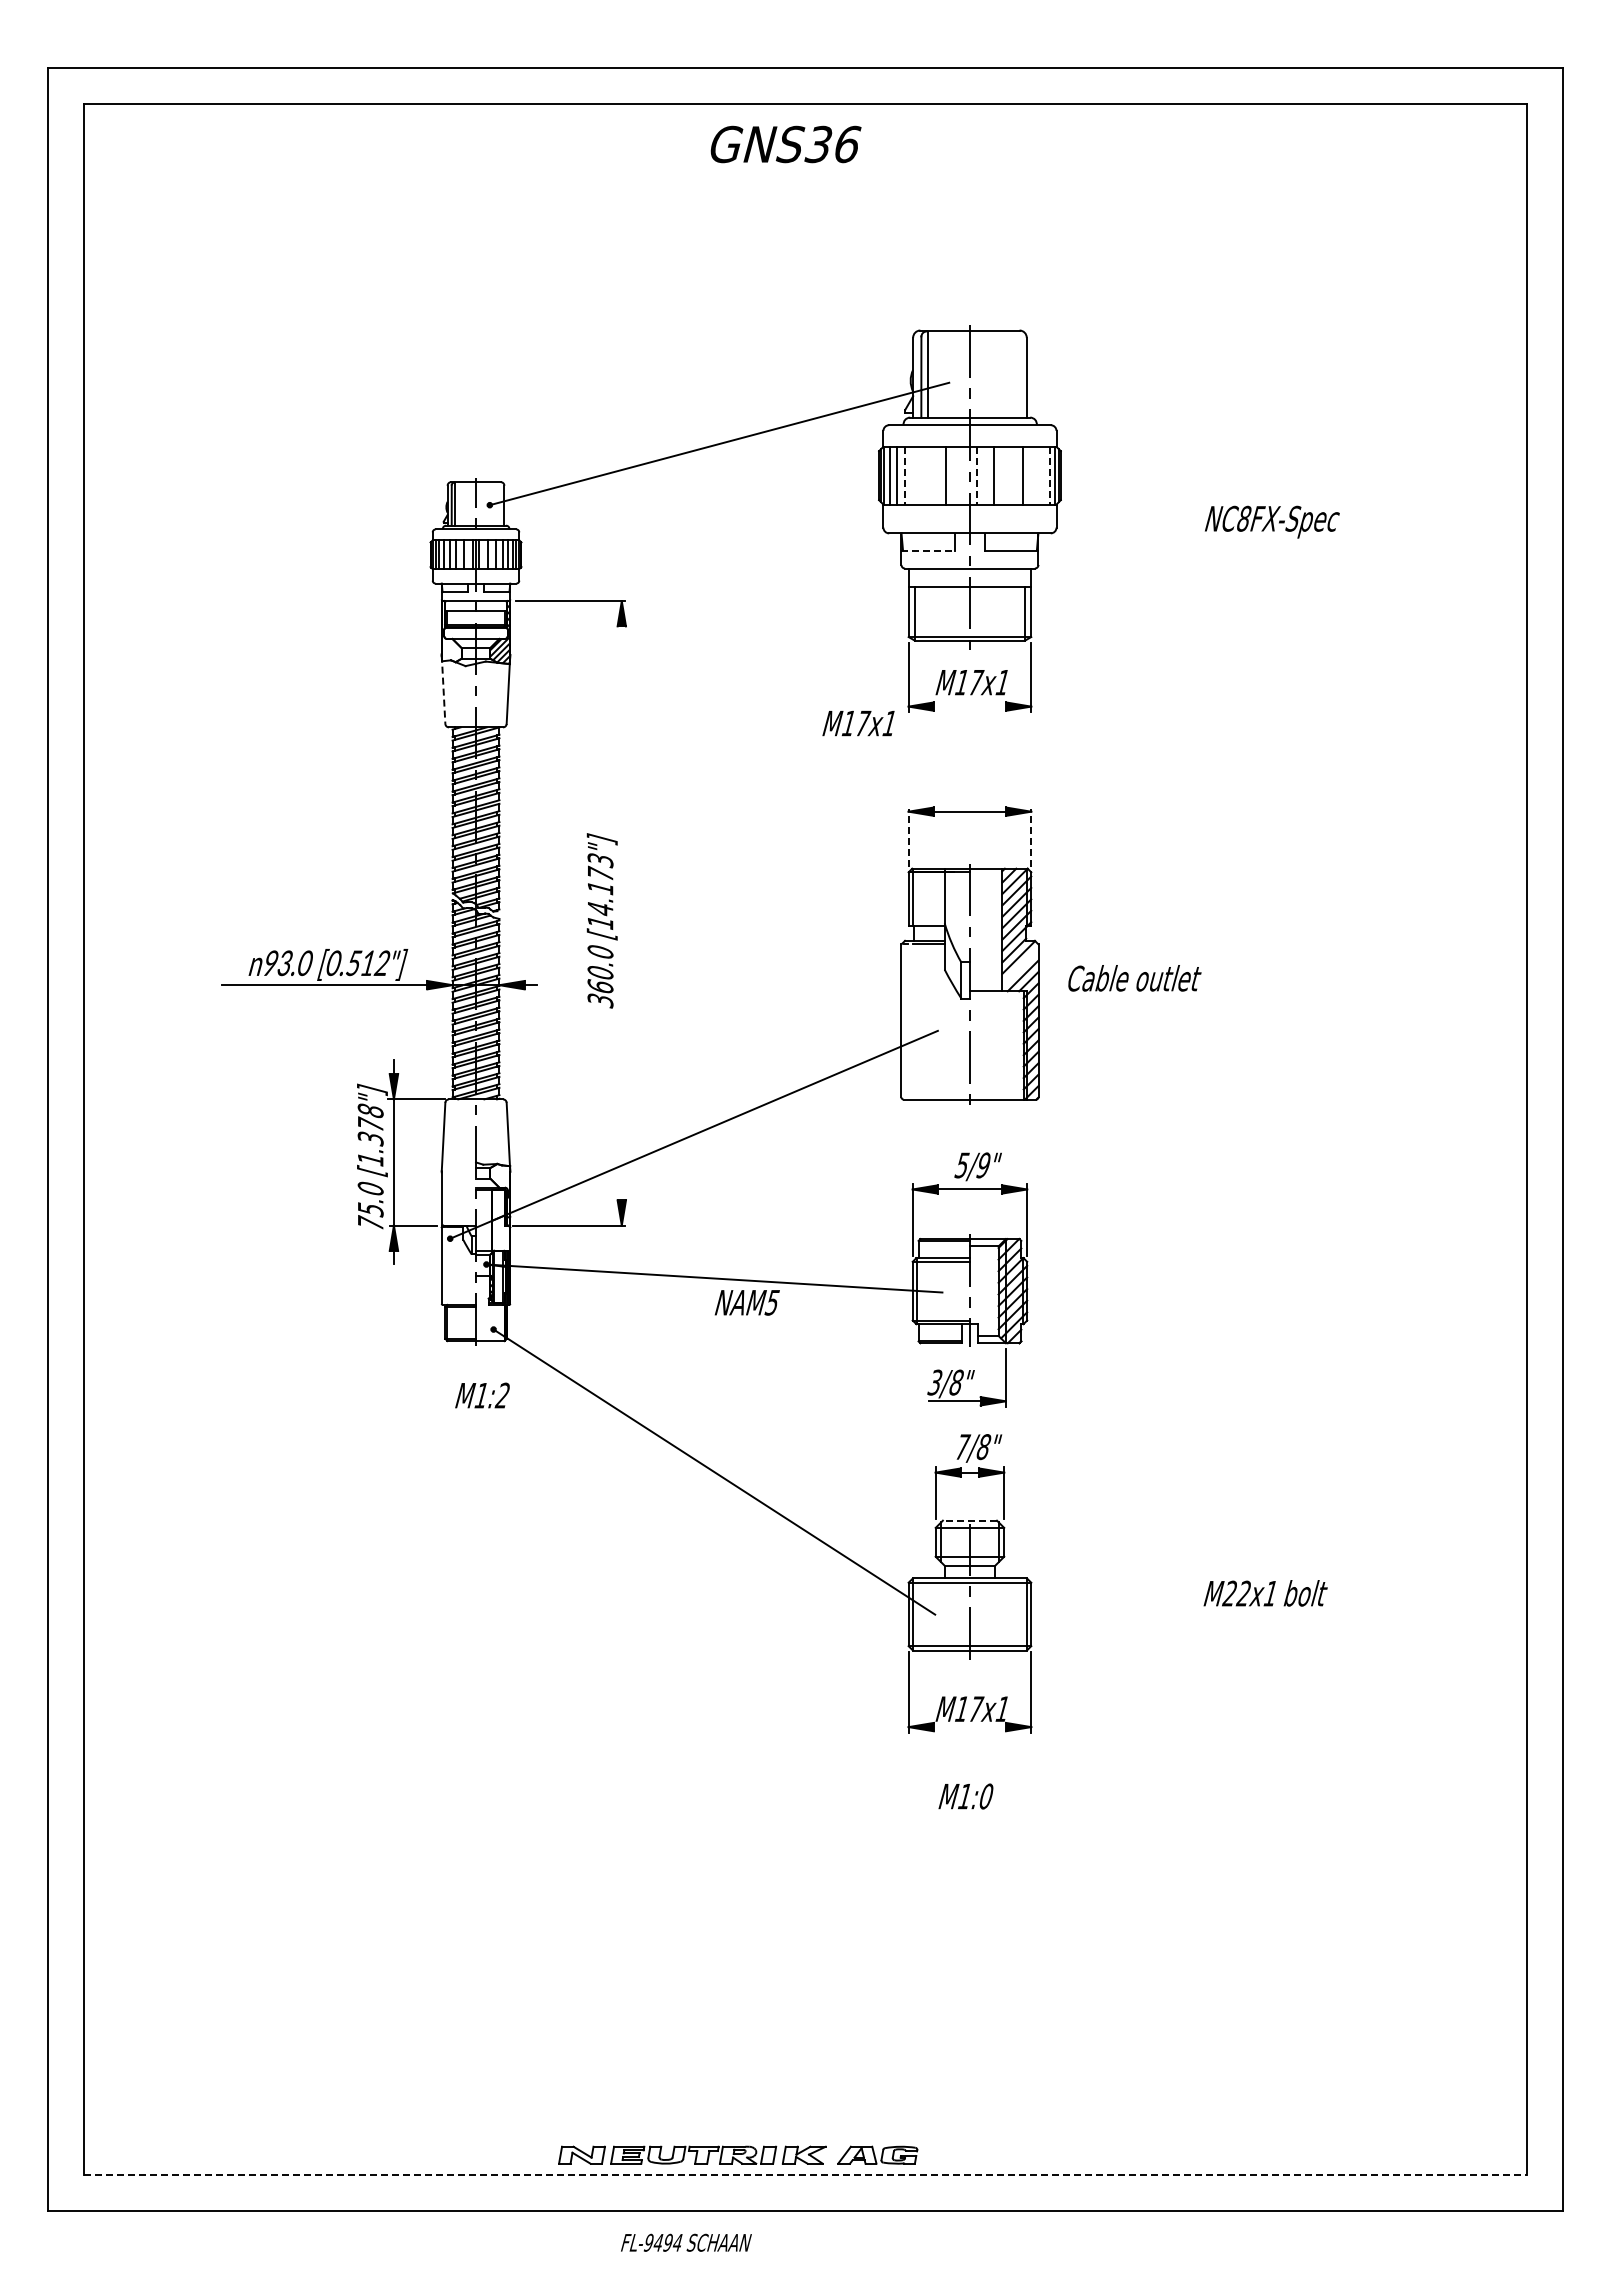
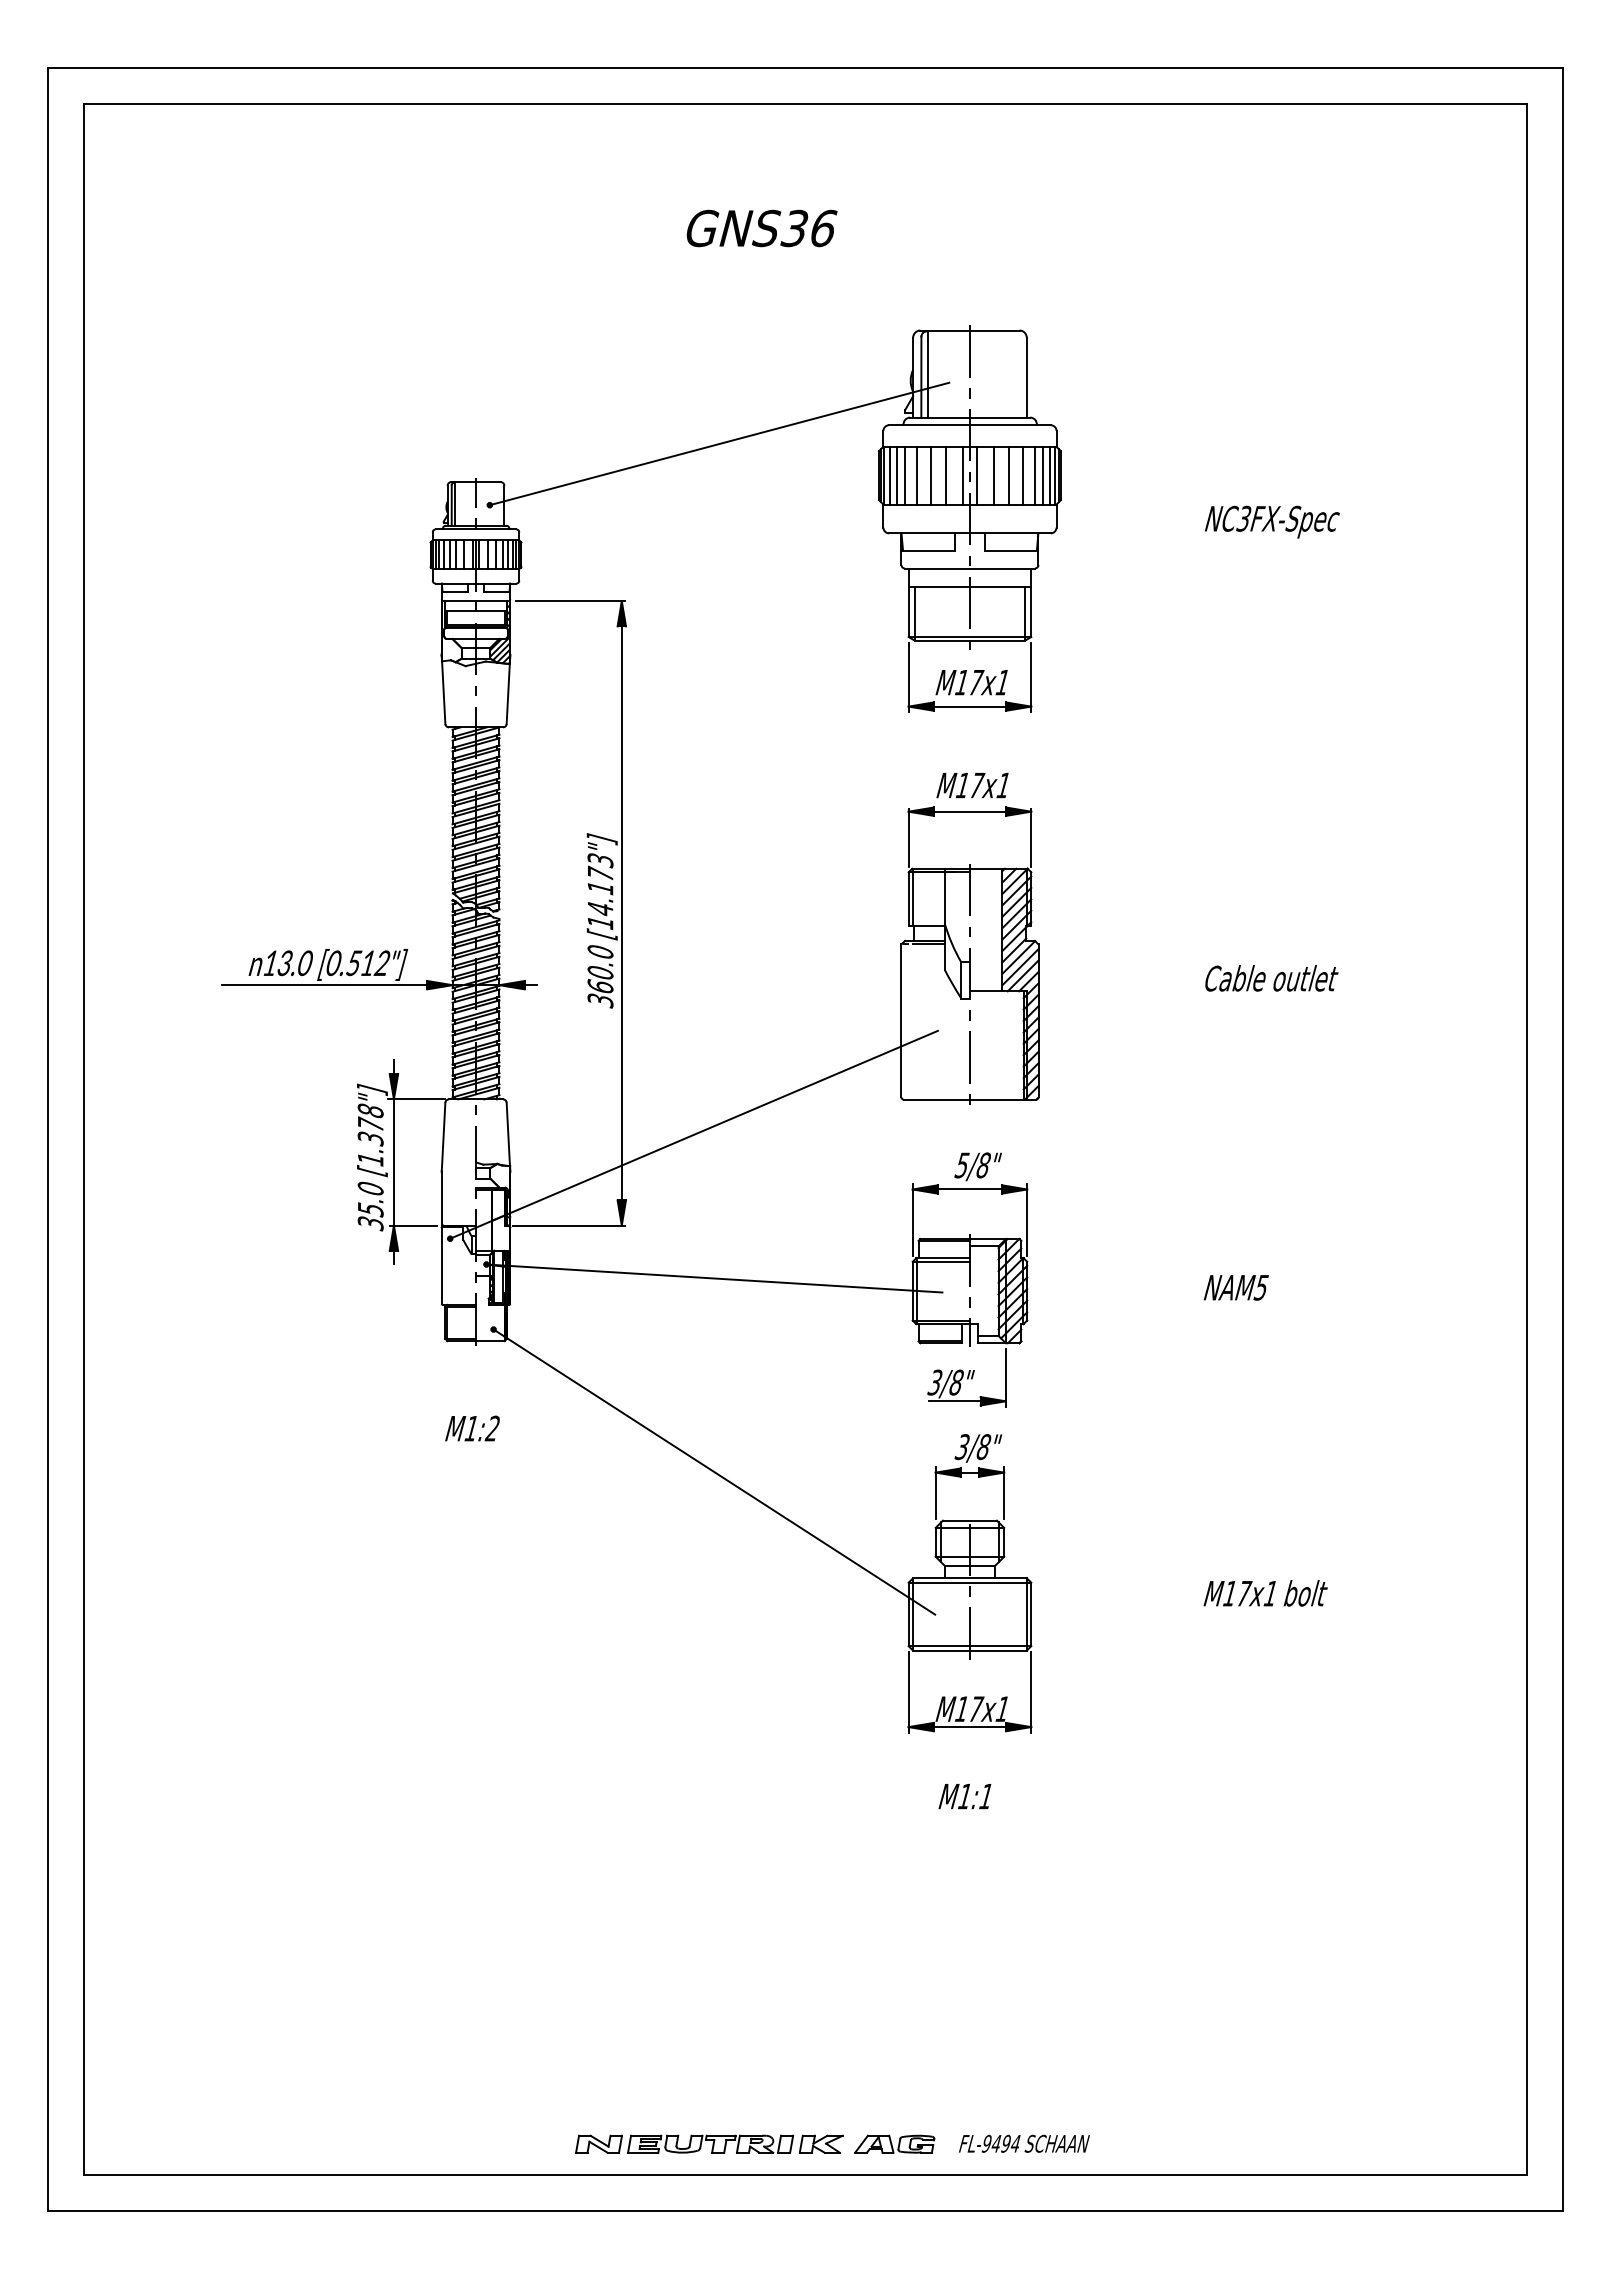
text position: (785, 144) -> (761, 228) (761, 228)
line: dashed -> solid (905, 475)
line: none -> present (916, 475)
line: none -> present (930, 475)
line: none -> present (963, 475)
line: dashed -> solid (976, 475)
line: none -> present (1009, 475)
line: none -> present (1034, 475)
line: none -> present (1043, 475)
line: dashed -> solid (1050, 475)
text: NC8FX-Spec -> NC3FX-Spec (1243, 518)
line: dashed -> solid (928, 550)
line: dashed -> solid (443, 690)
line: none -> present (969, 706)
text position: (858, 723) -> (972, 785) (972, 785)
line: dashed -> solid (908, 837)
line: dashed -> solid (1031, 837)
line: none -> present (621, 912)
text: 93.0 -> 13.0 (270, 962)
line: none -> present (1020, 967)
text position: (1134, 978) -> (1271, 978) (1271, 978)
text: 5/9" -> 5/8" (983, 1165)
text: 75.0 -> 35.0 (370, 1223)
text position: (746, 1302) -> (1235, 1287) (1235, 1287)
text position: (482, 1395) -> (472, 1428) (472, 1428)
text: 7/8" -> 3/8" (962, 1447)
line: dashed -> solid (969, 1520)
text: M22x1 -> M17x1 (1237, 1593)
line: none -> present (969, 1727)
text: M1:0 -> M1:1 (986, 1796)
part position: (738, 2154) -> (755, 2143) (755, 2143)
line: dashed -> solid (805, 2174)
text position: (686, 2242) -> (1024, 2143) (1024, 2143)
